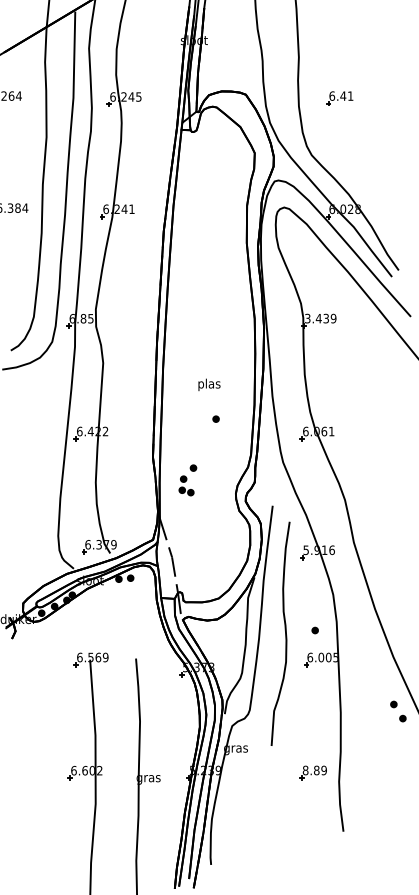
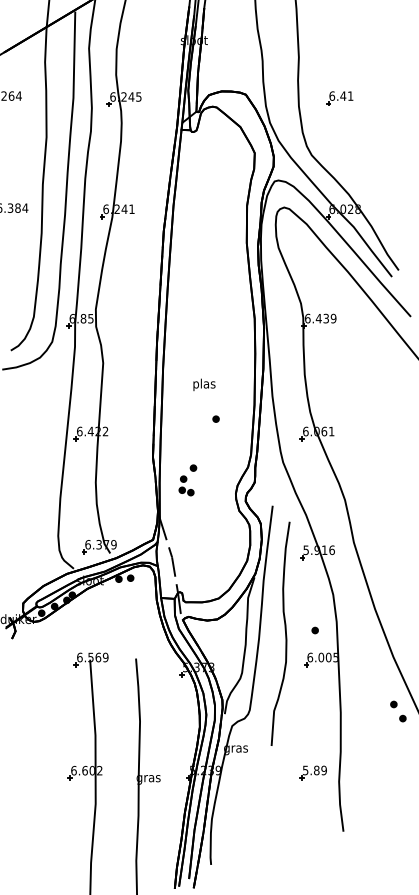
text: 3.439 -> 6.439 (307, 318)
text position: (209, 384) -> (204, 384) (204, 384)
text: 8.89 -> 5.89 (305, 770)
